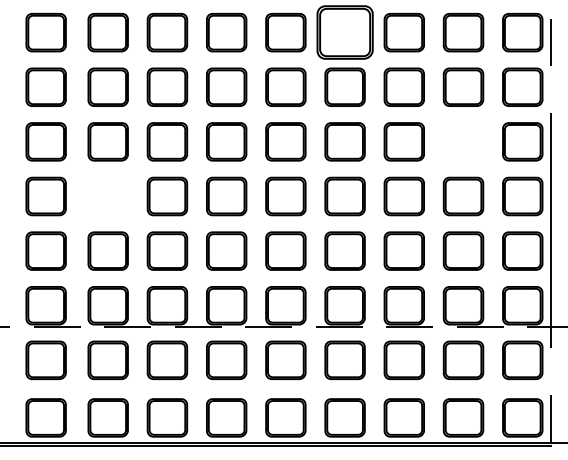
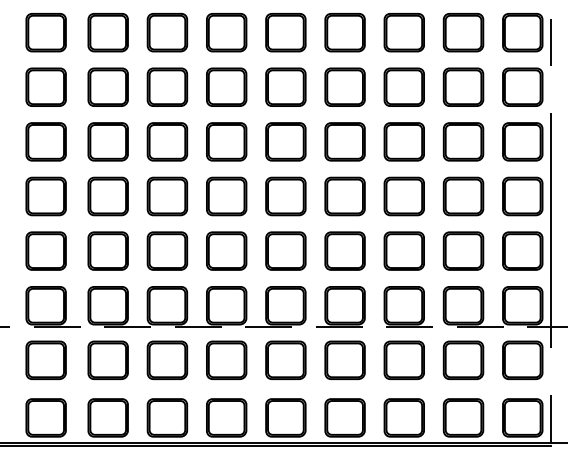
part size: 58x55 px -> 42x40 px (344, 32)
part: none -> present (463, 141)
part: none -> present (107, 196)
